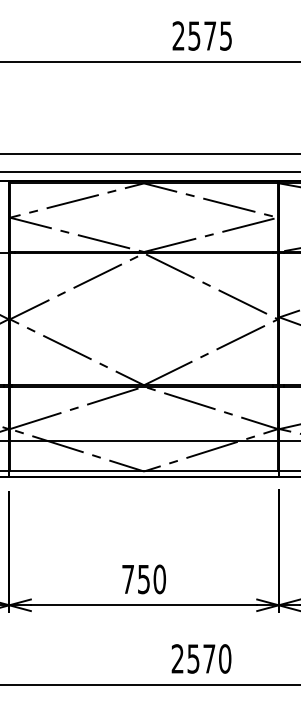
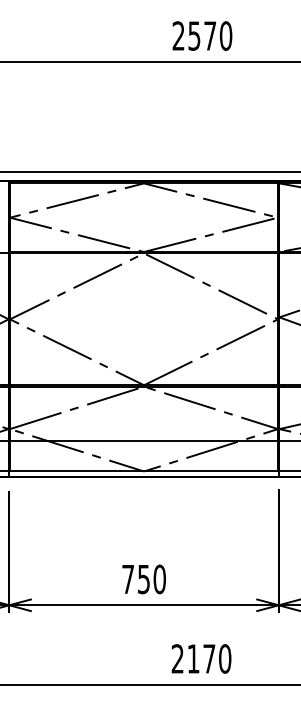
text: 2575 -> 2570 (225, 35)
line: present -> none (149, 153)
text: 2570 -> 2170 (193, 658)
